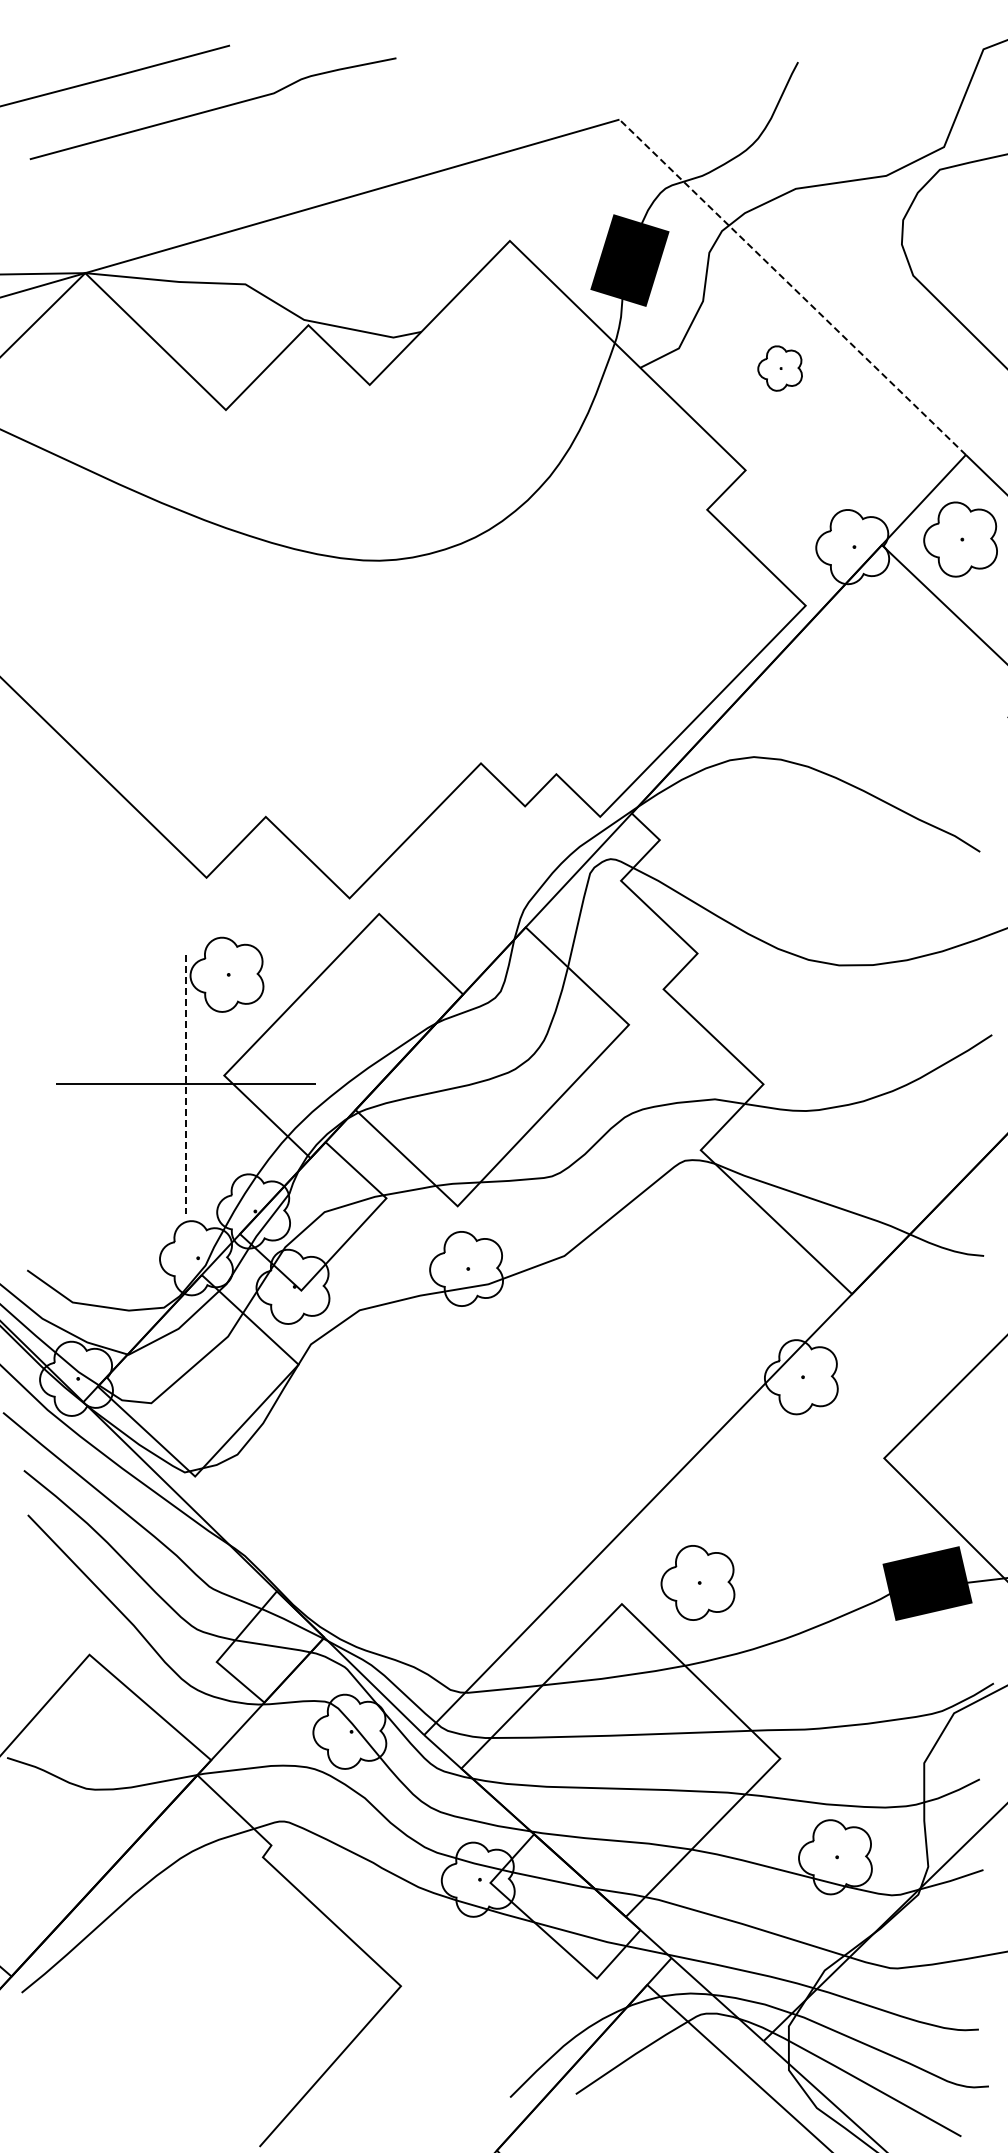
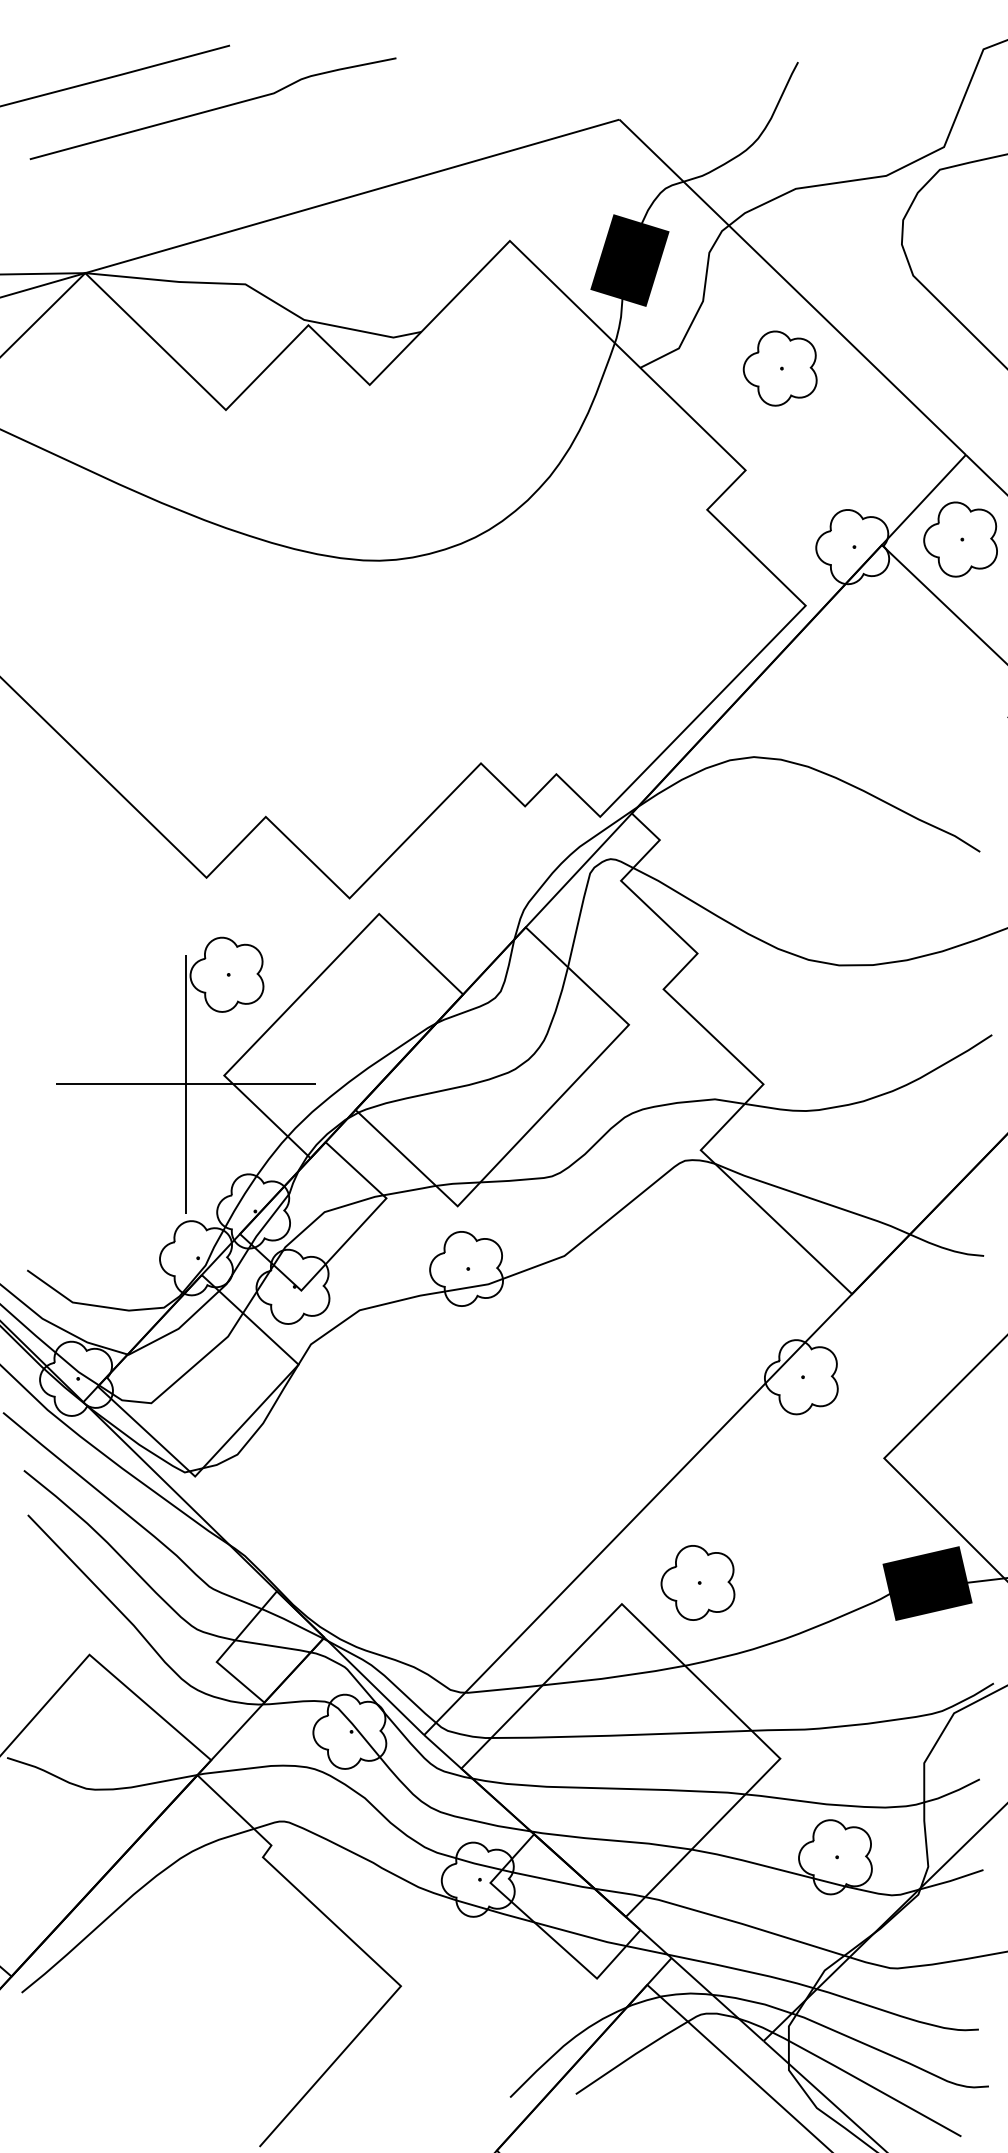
line: dashed -> solid (792, 286)
part size: 46x47 px -> 76x77 px (779, 368)
line: dashed -> solid (186, 1084)
